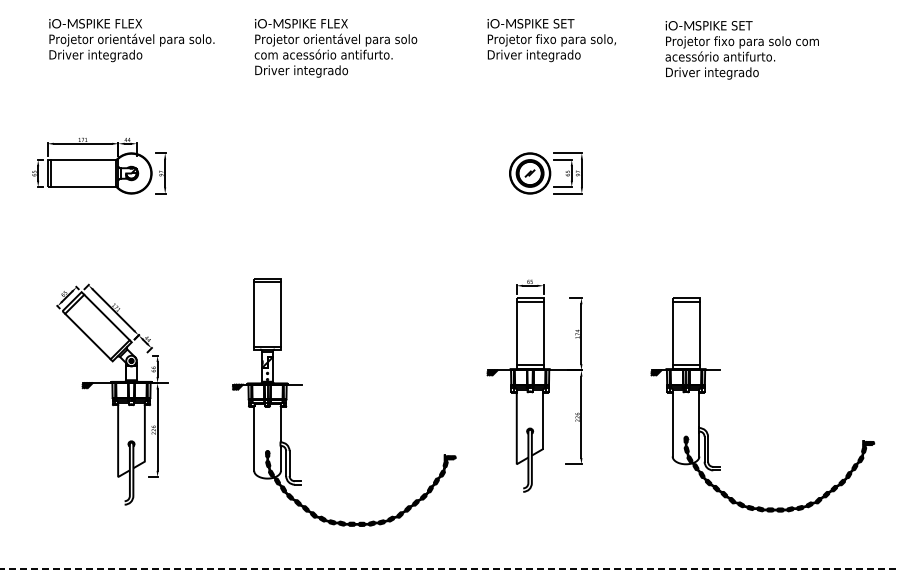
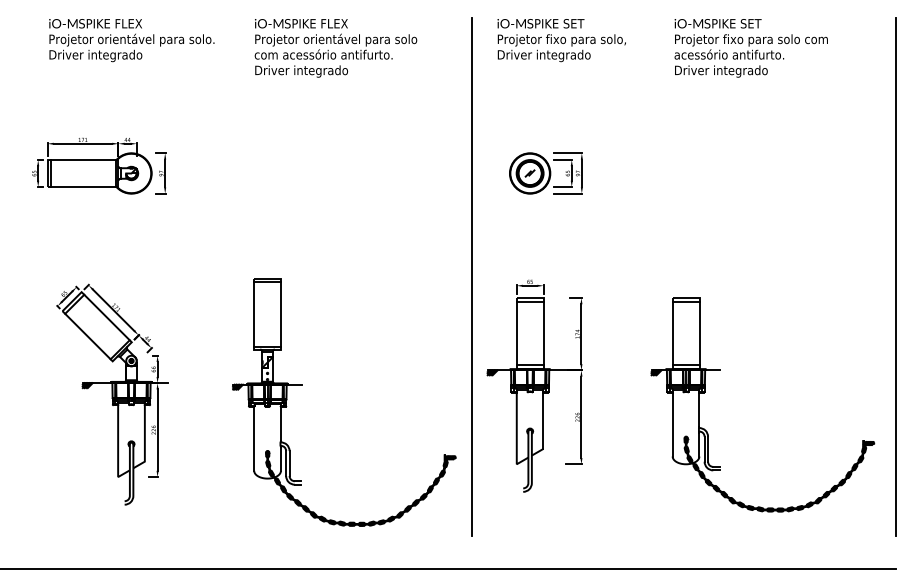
text position: (551, 40) -> (561, 40) (561, 40)
text position: (741, 50) -> (750, 48) (750, 48)
line: none -> present (471, 276)
line: none -> present (896, 276)
line: dashed -> solid (448, 569)
